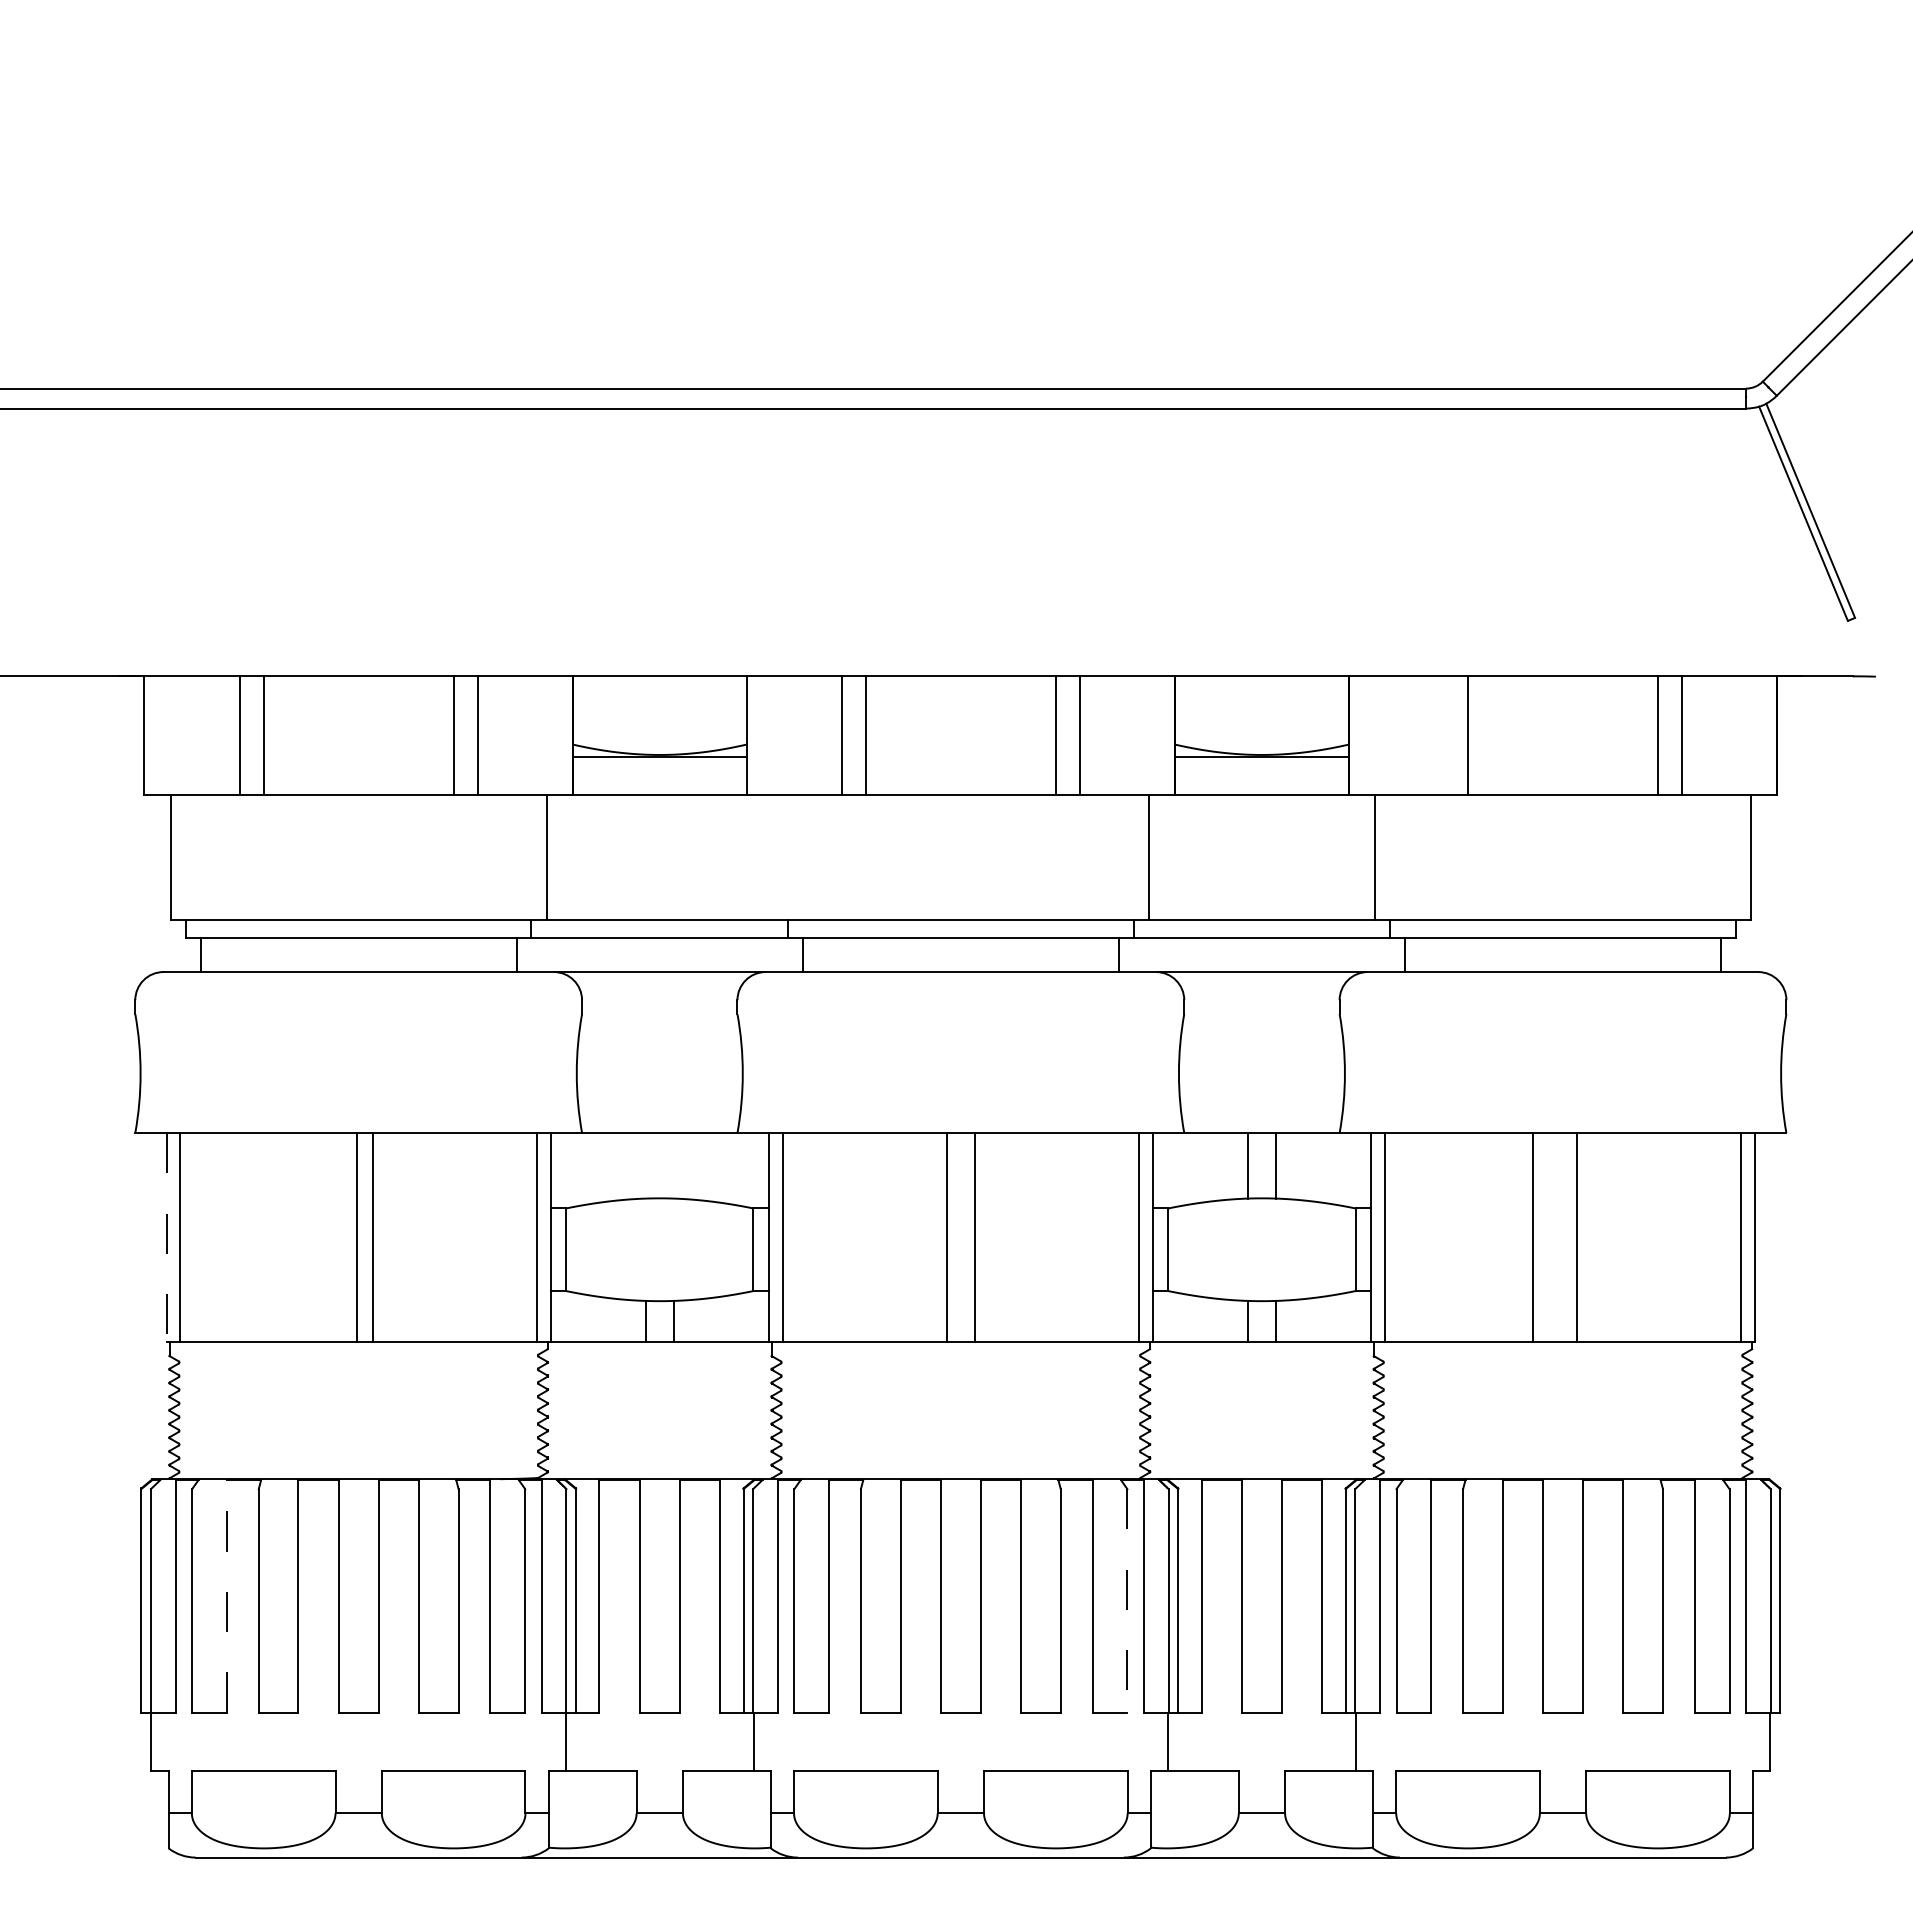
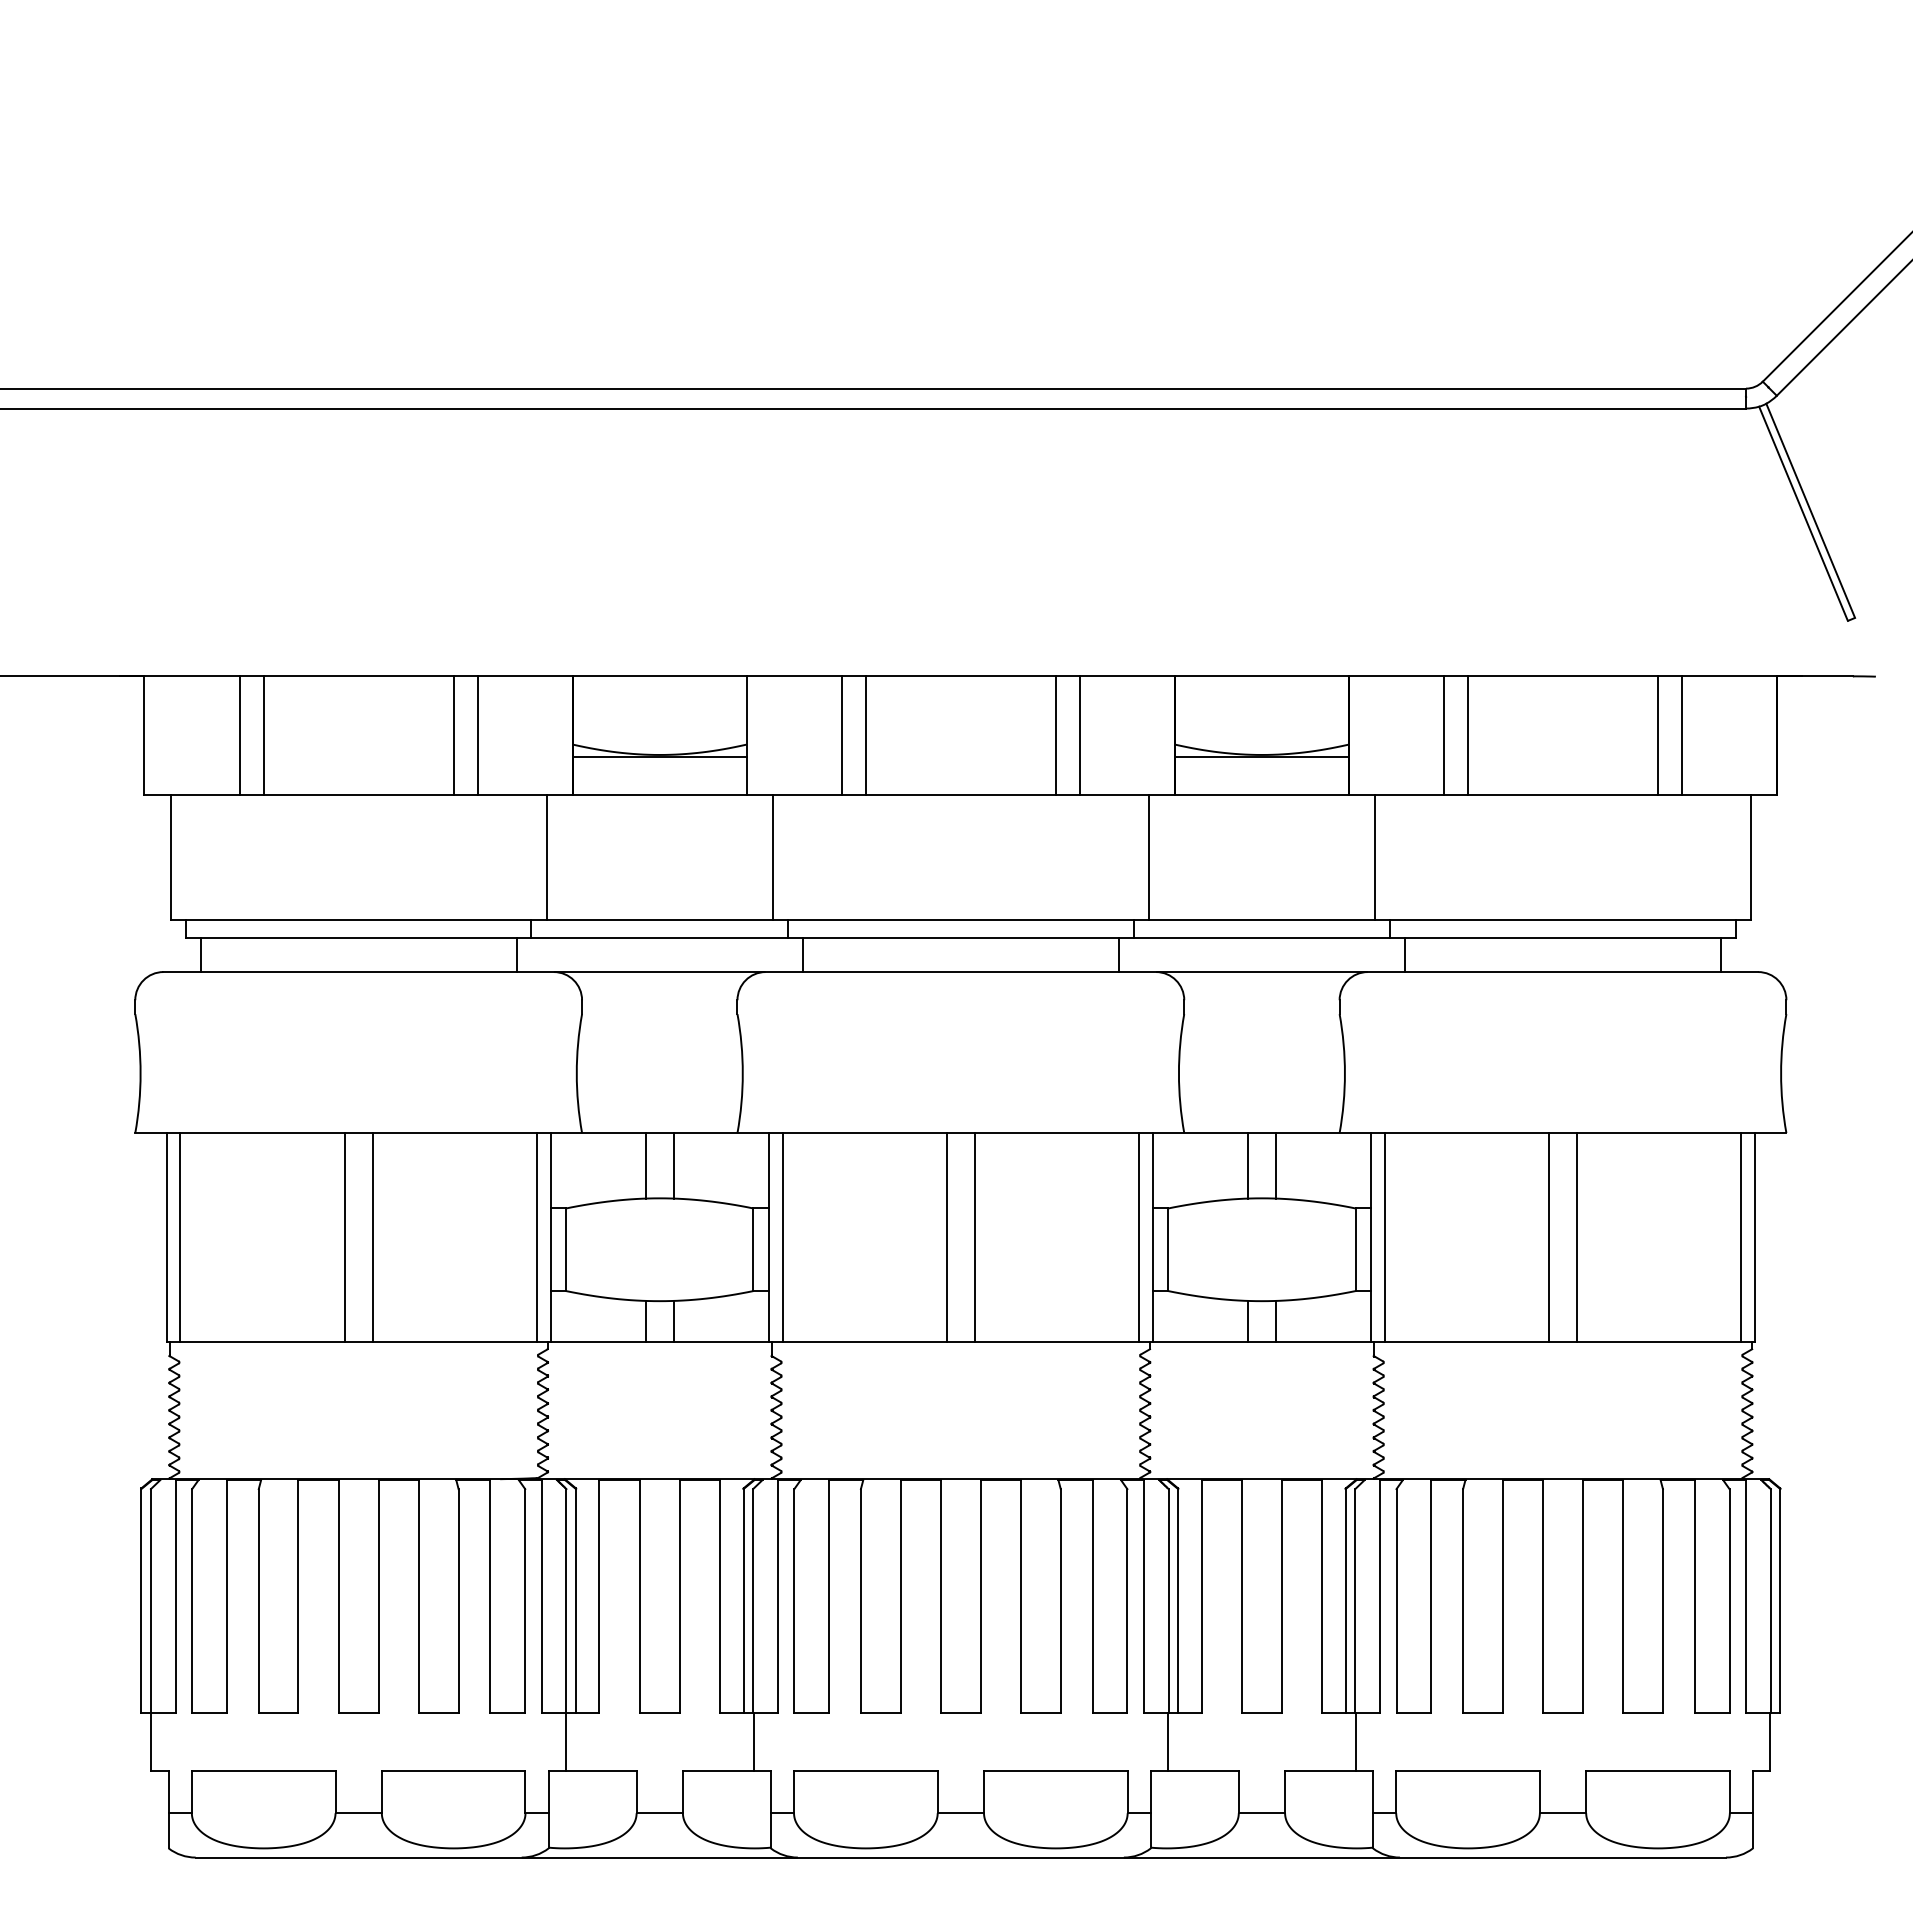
line: none -> present (1444, 735)
line: none -> present (772, 856)
line: none -> present (645, 1165)
line: none -> present (673, 1165)
line: dashed -> solid (166, 1237)
line position: (356, 1237) -> (344, 1237) (344, 1237)
line position: (1533, 1237) -> (1549, 1237) (1549, 1237)
line: dashed -> solid (227, 1595)
line: dashed -> solid (1127, 1600)
